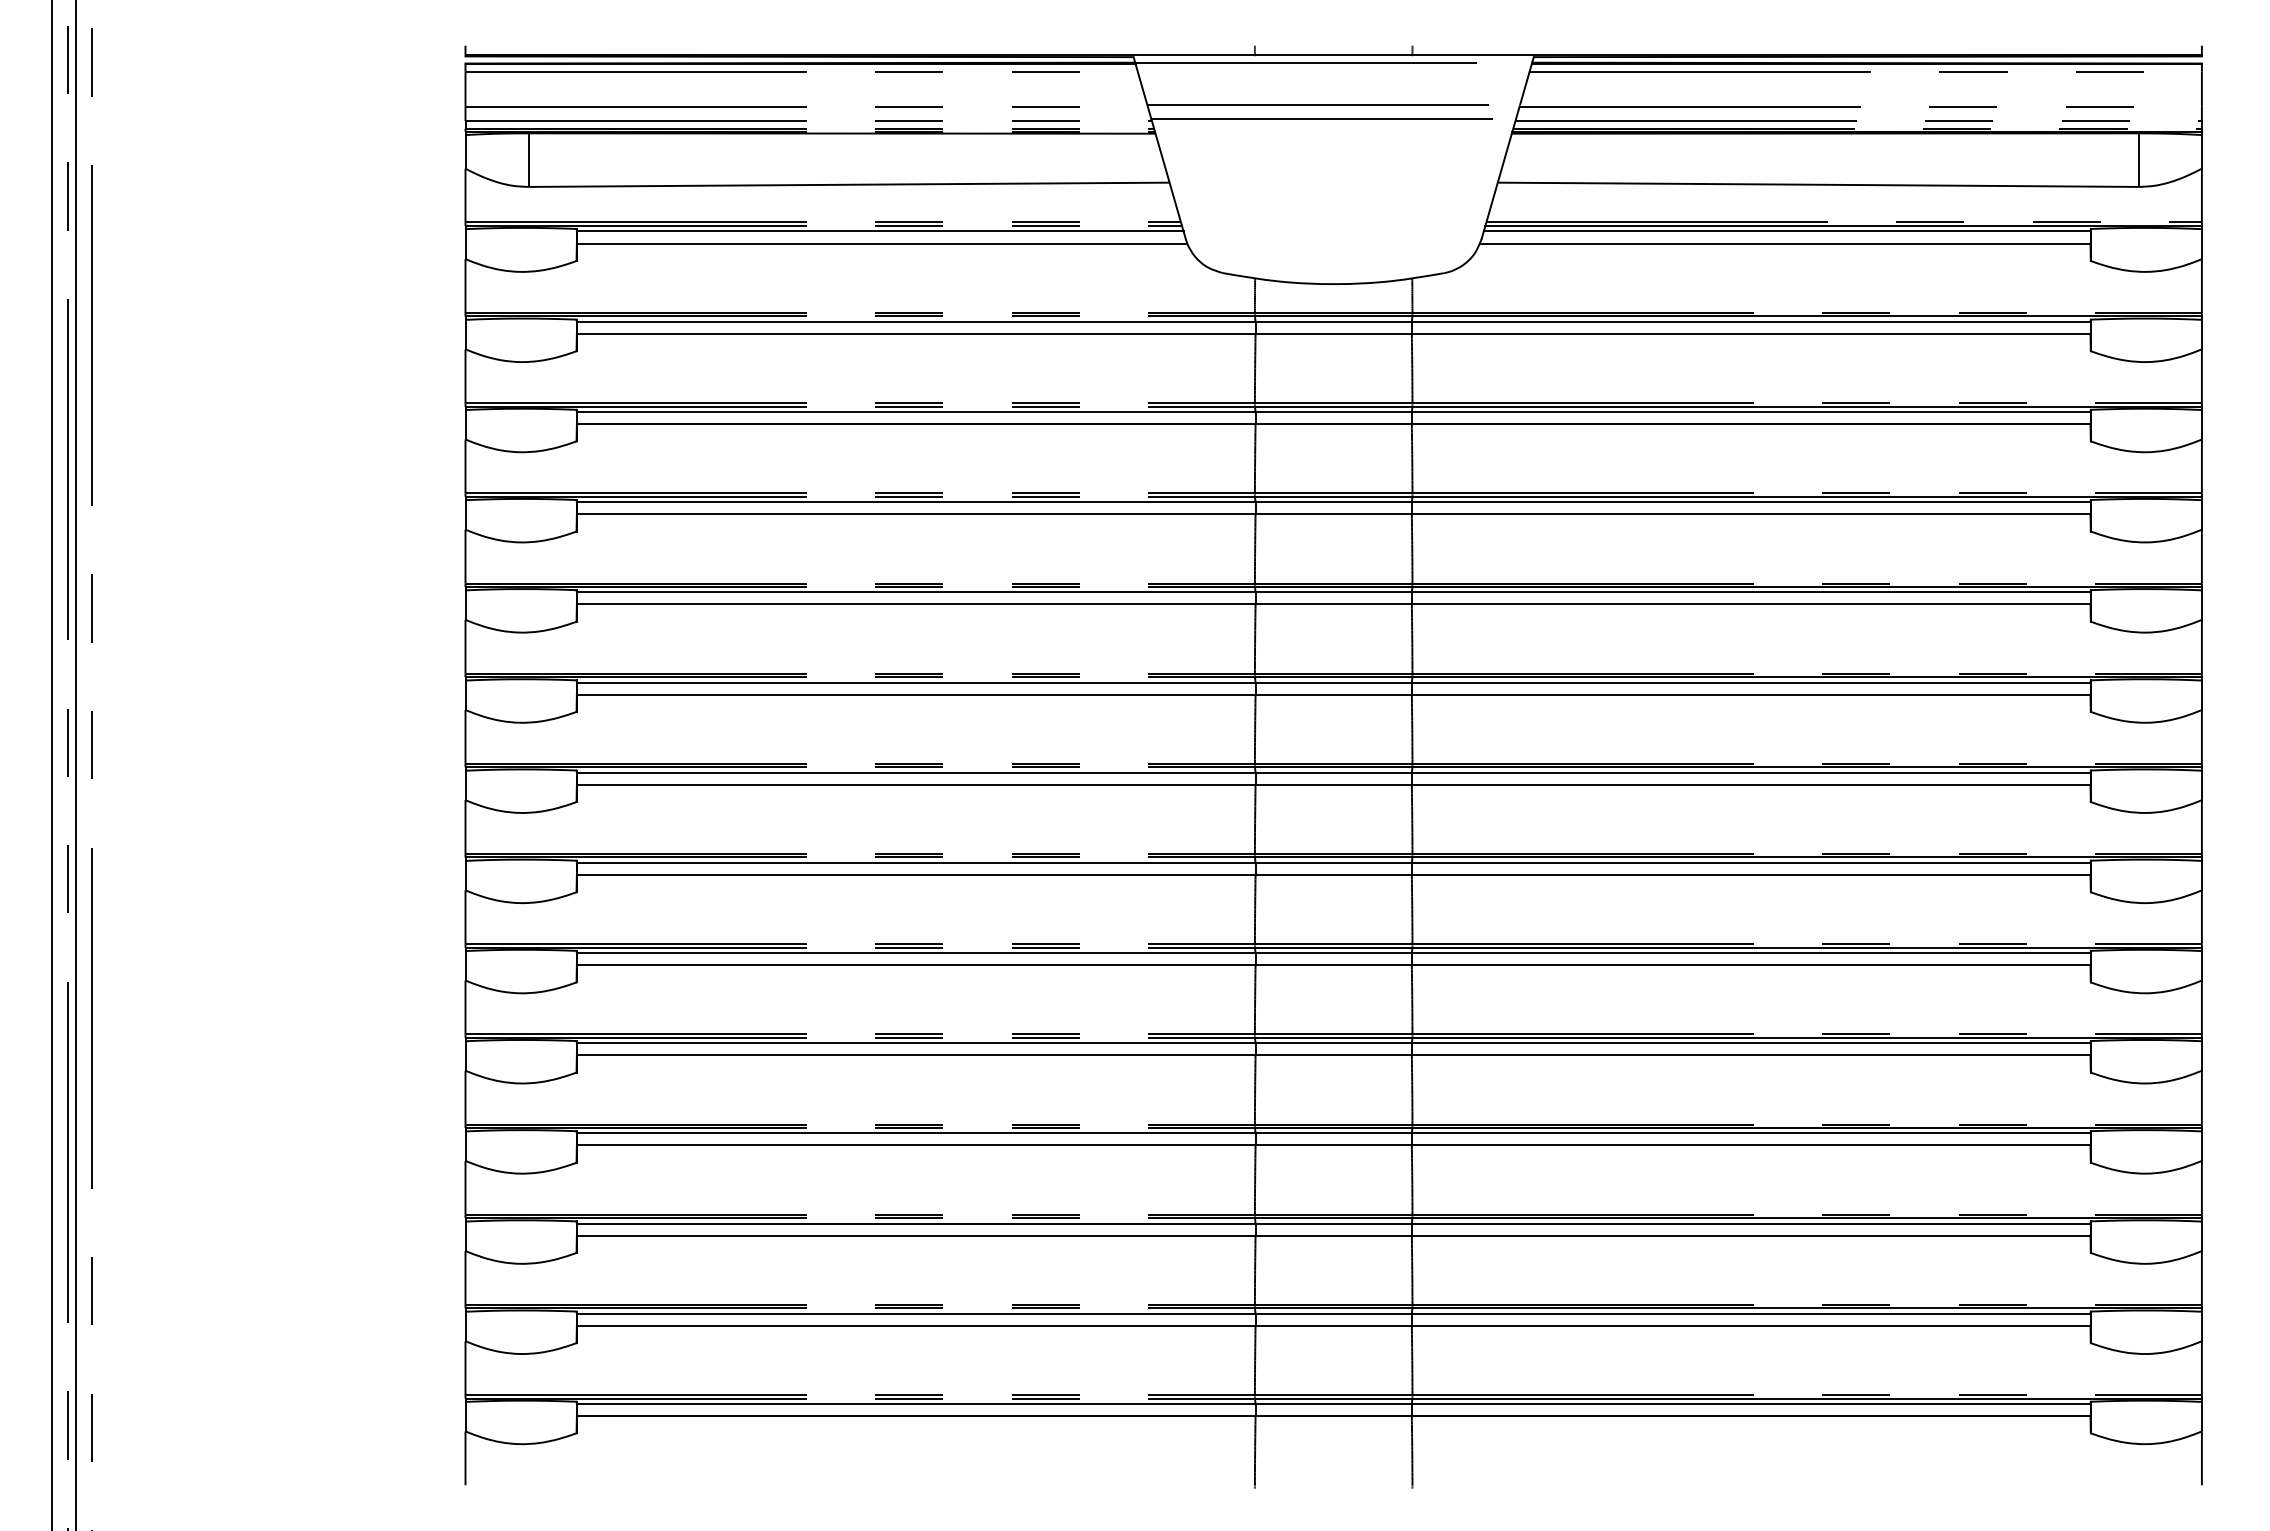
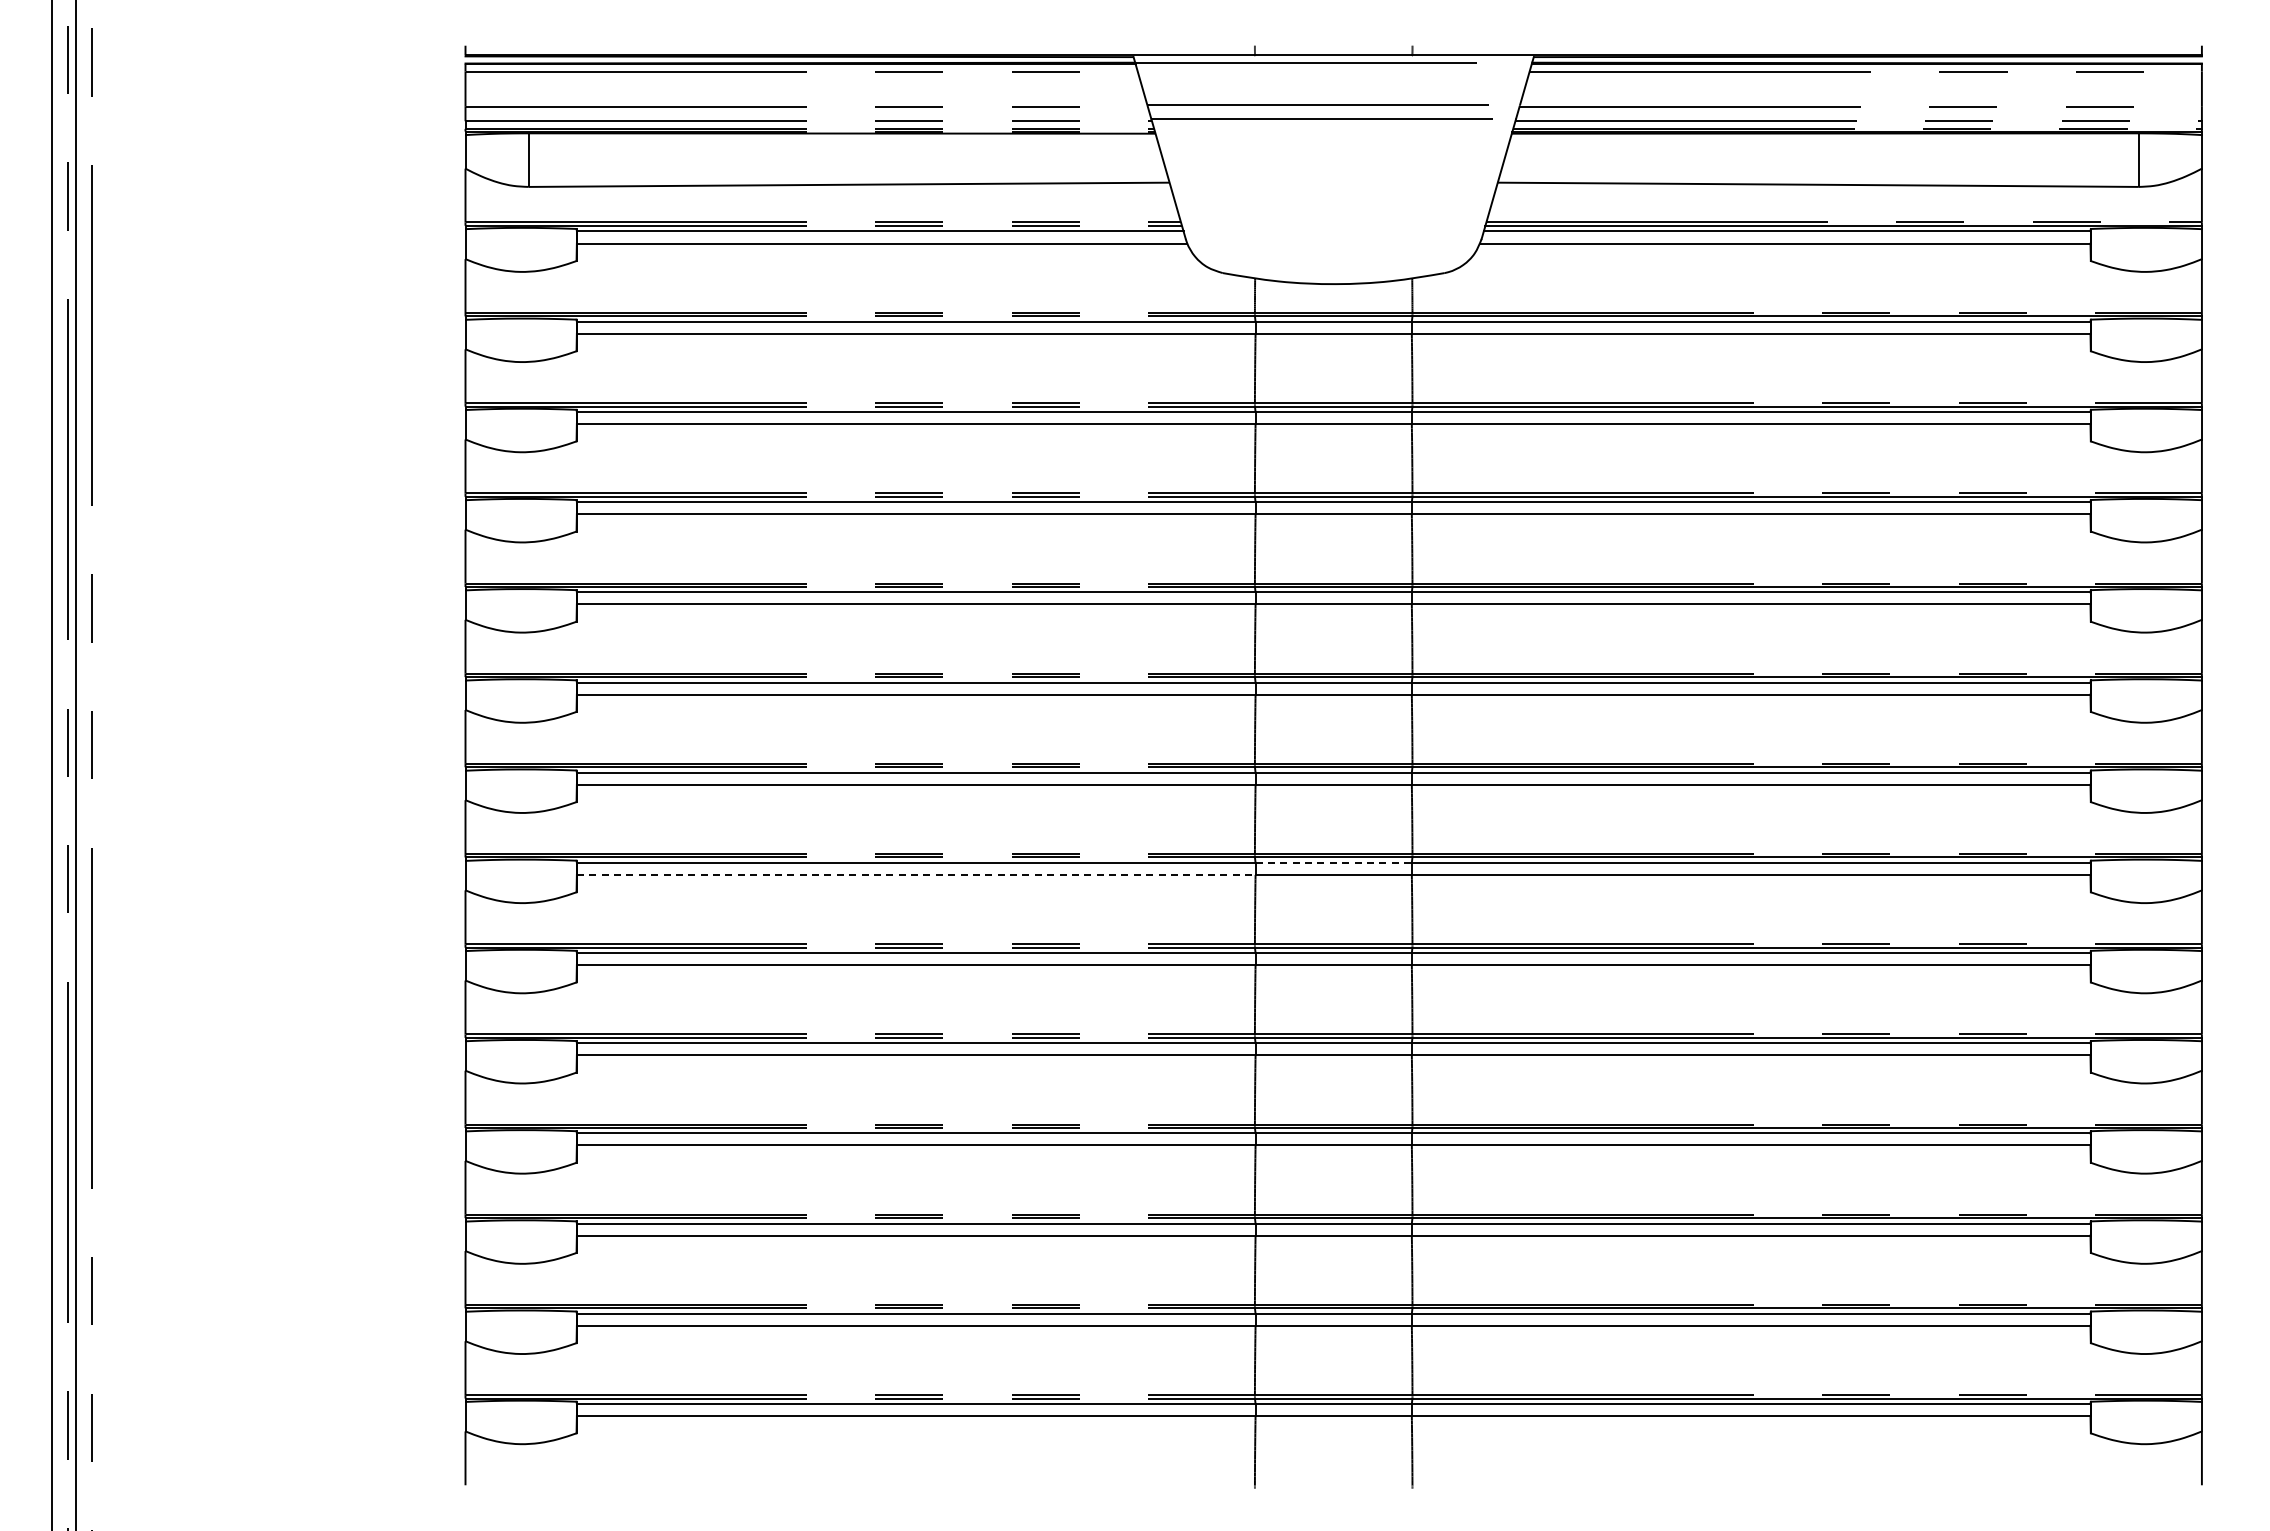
line: solid -> dashed (1334, 862)
line: solid -> dashed (916, 874)
